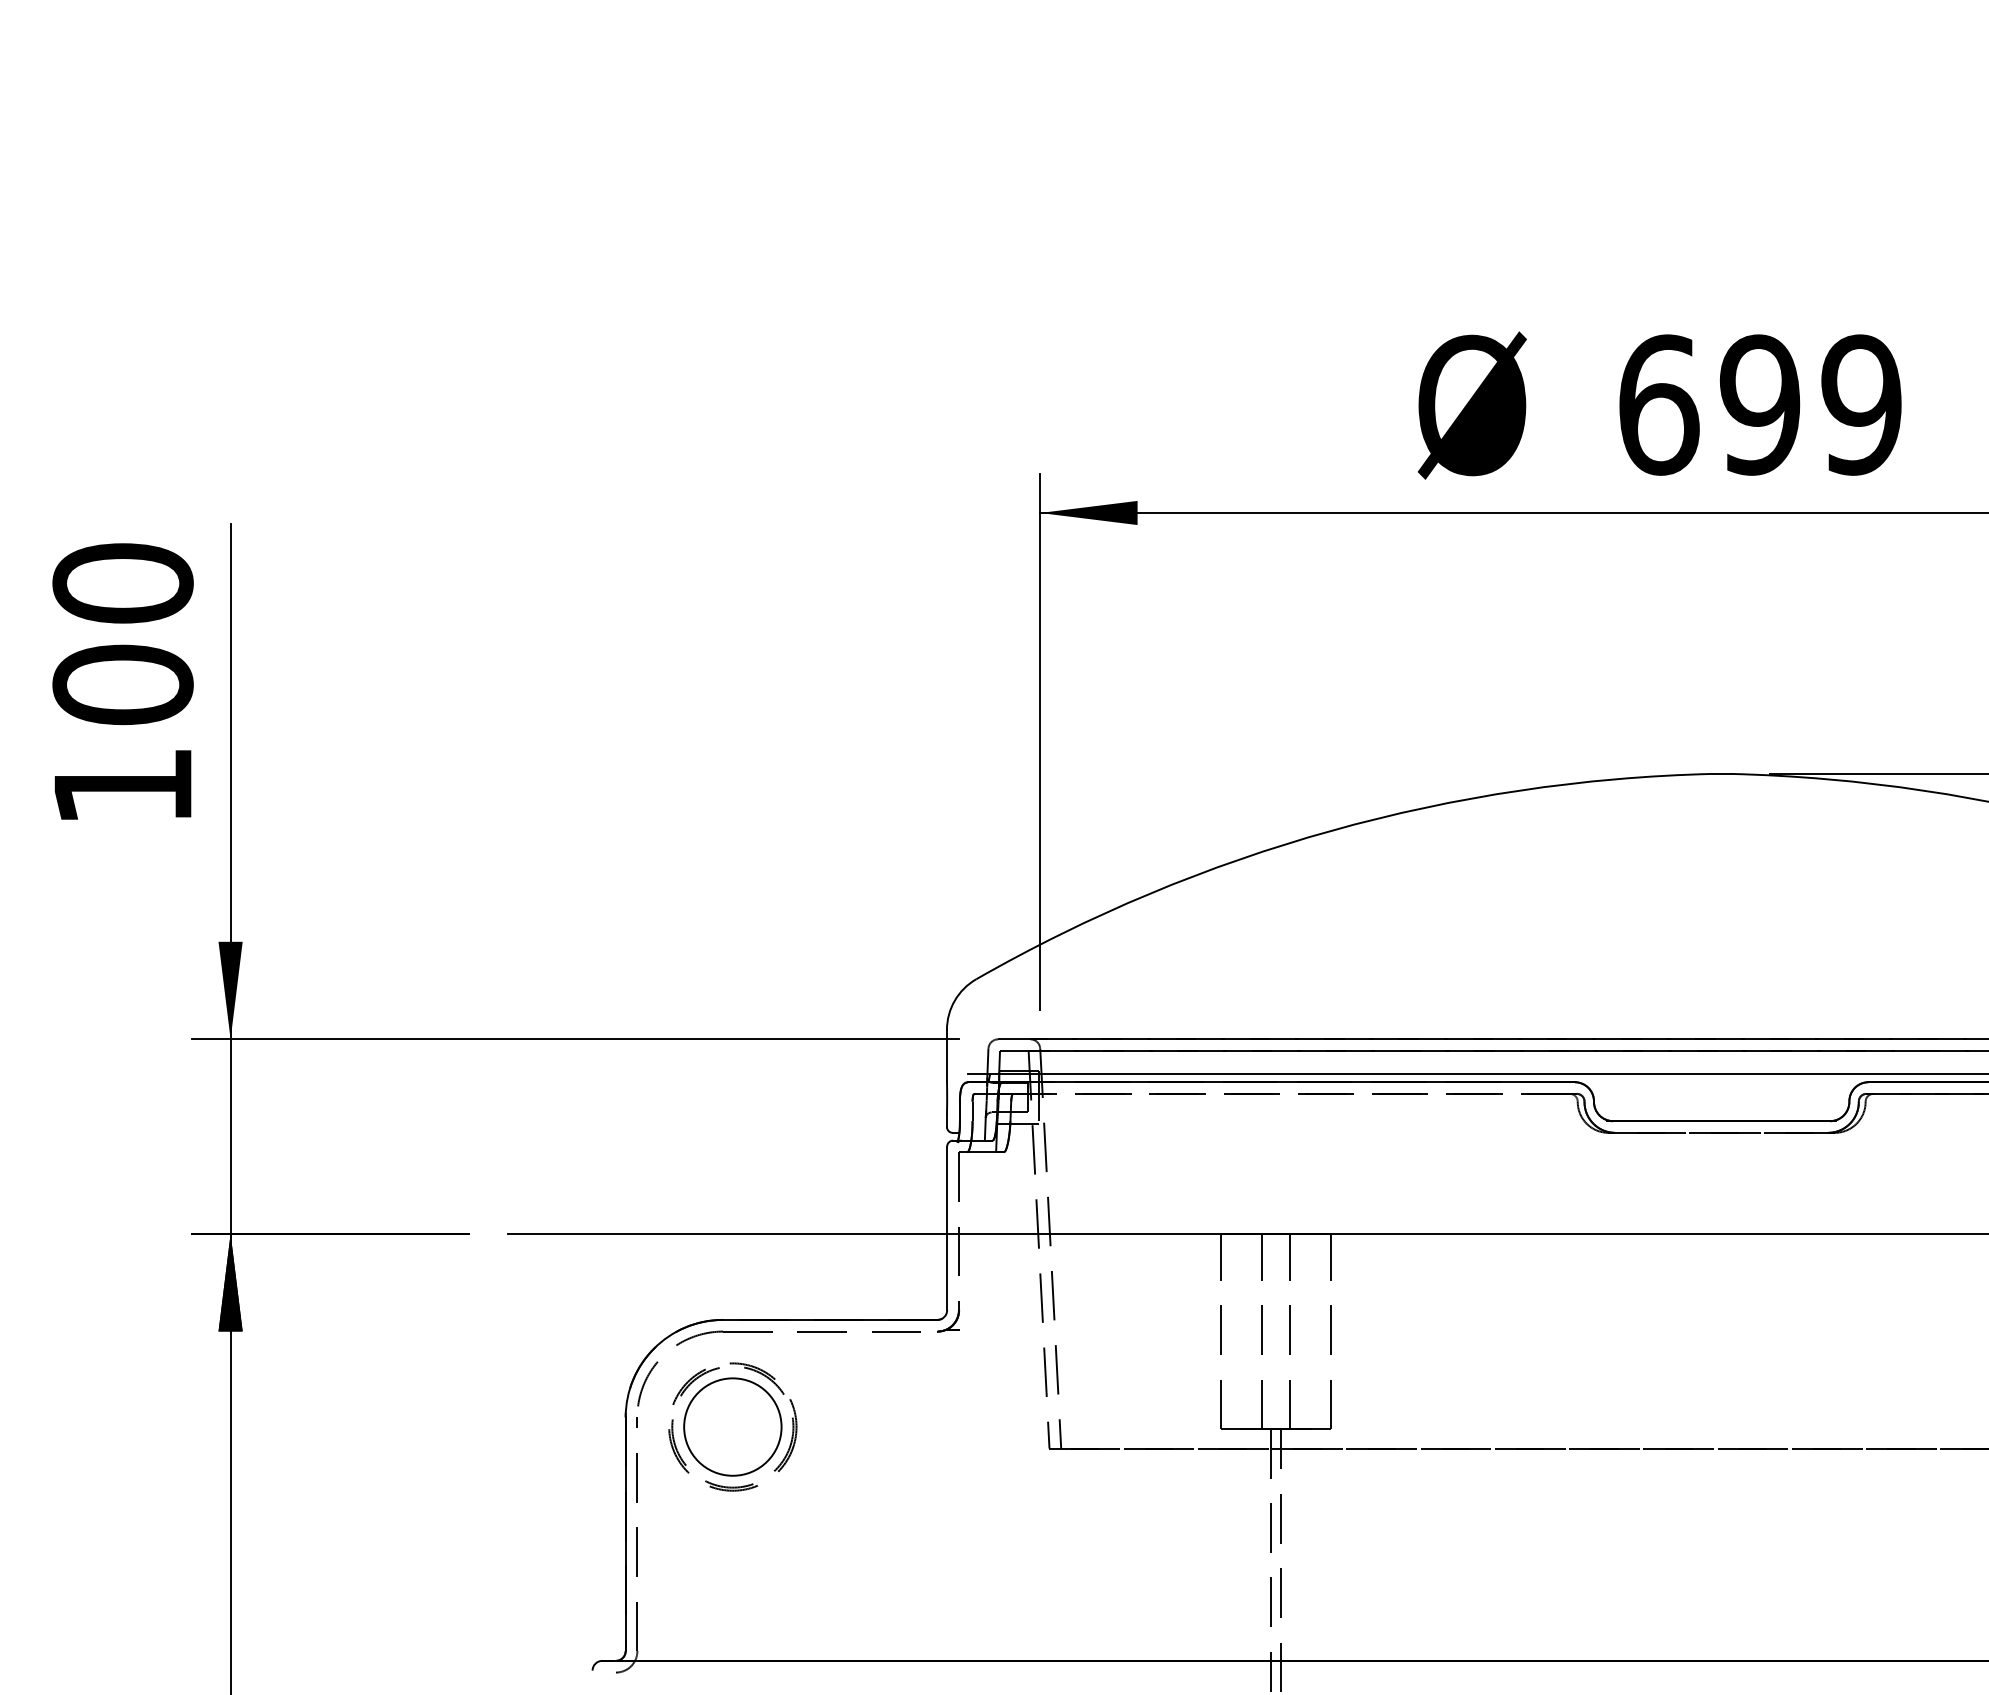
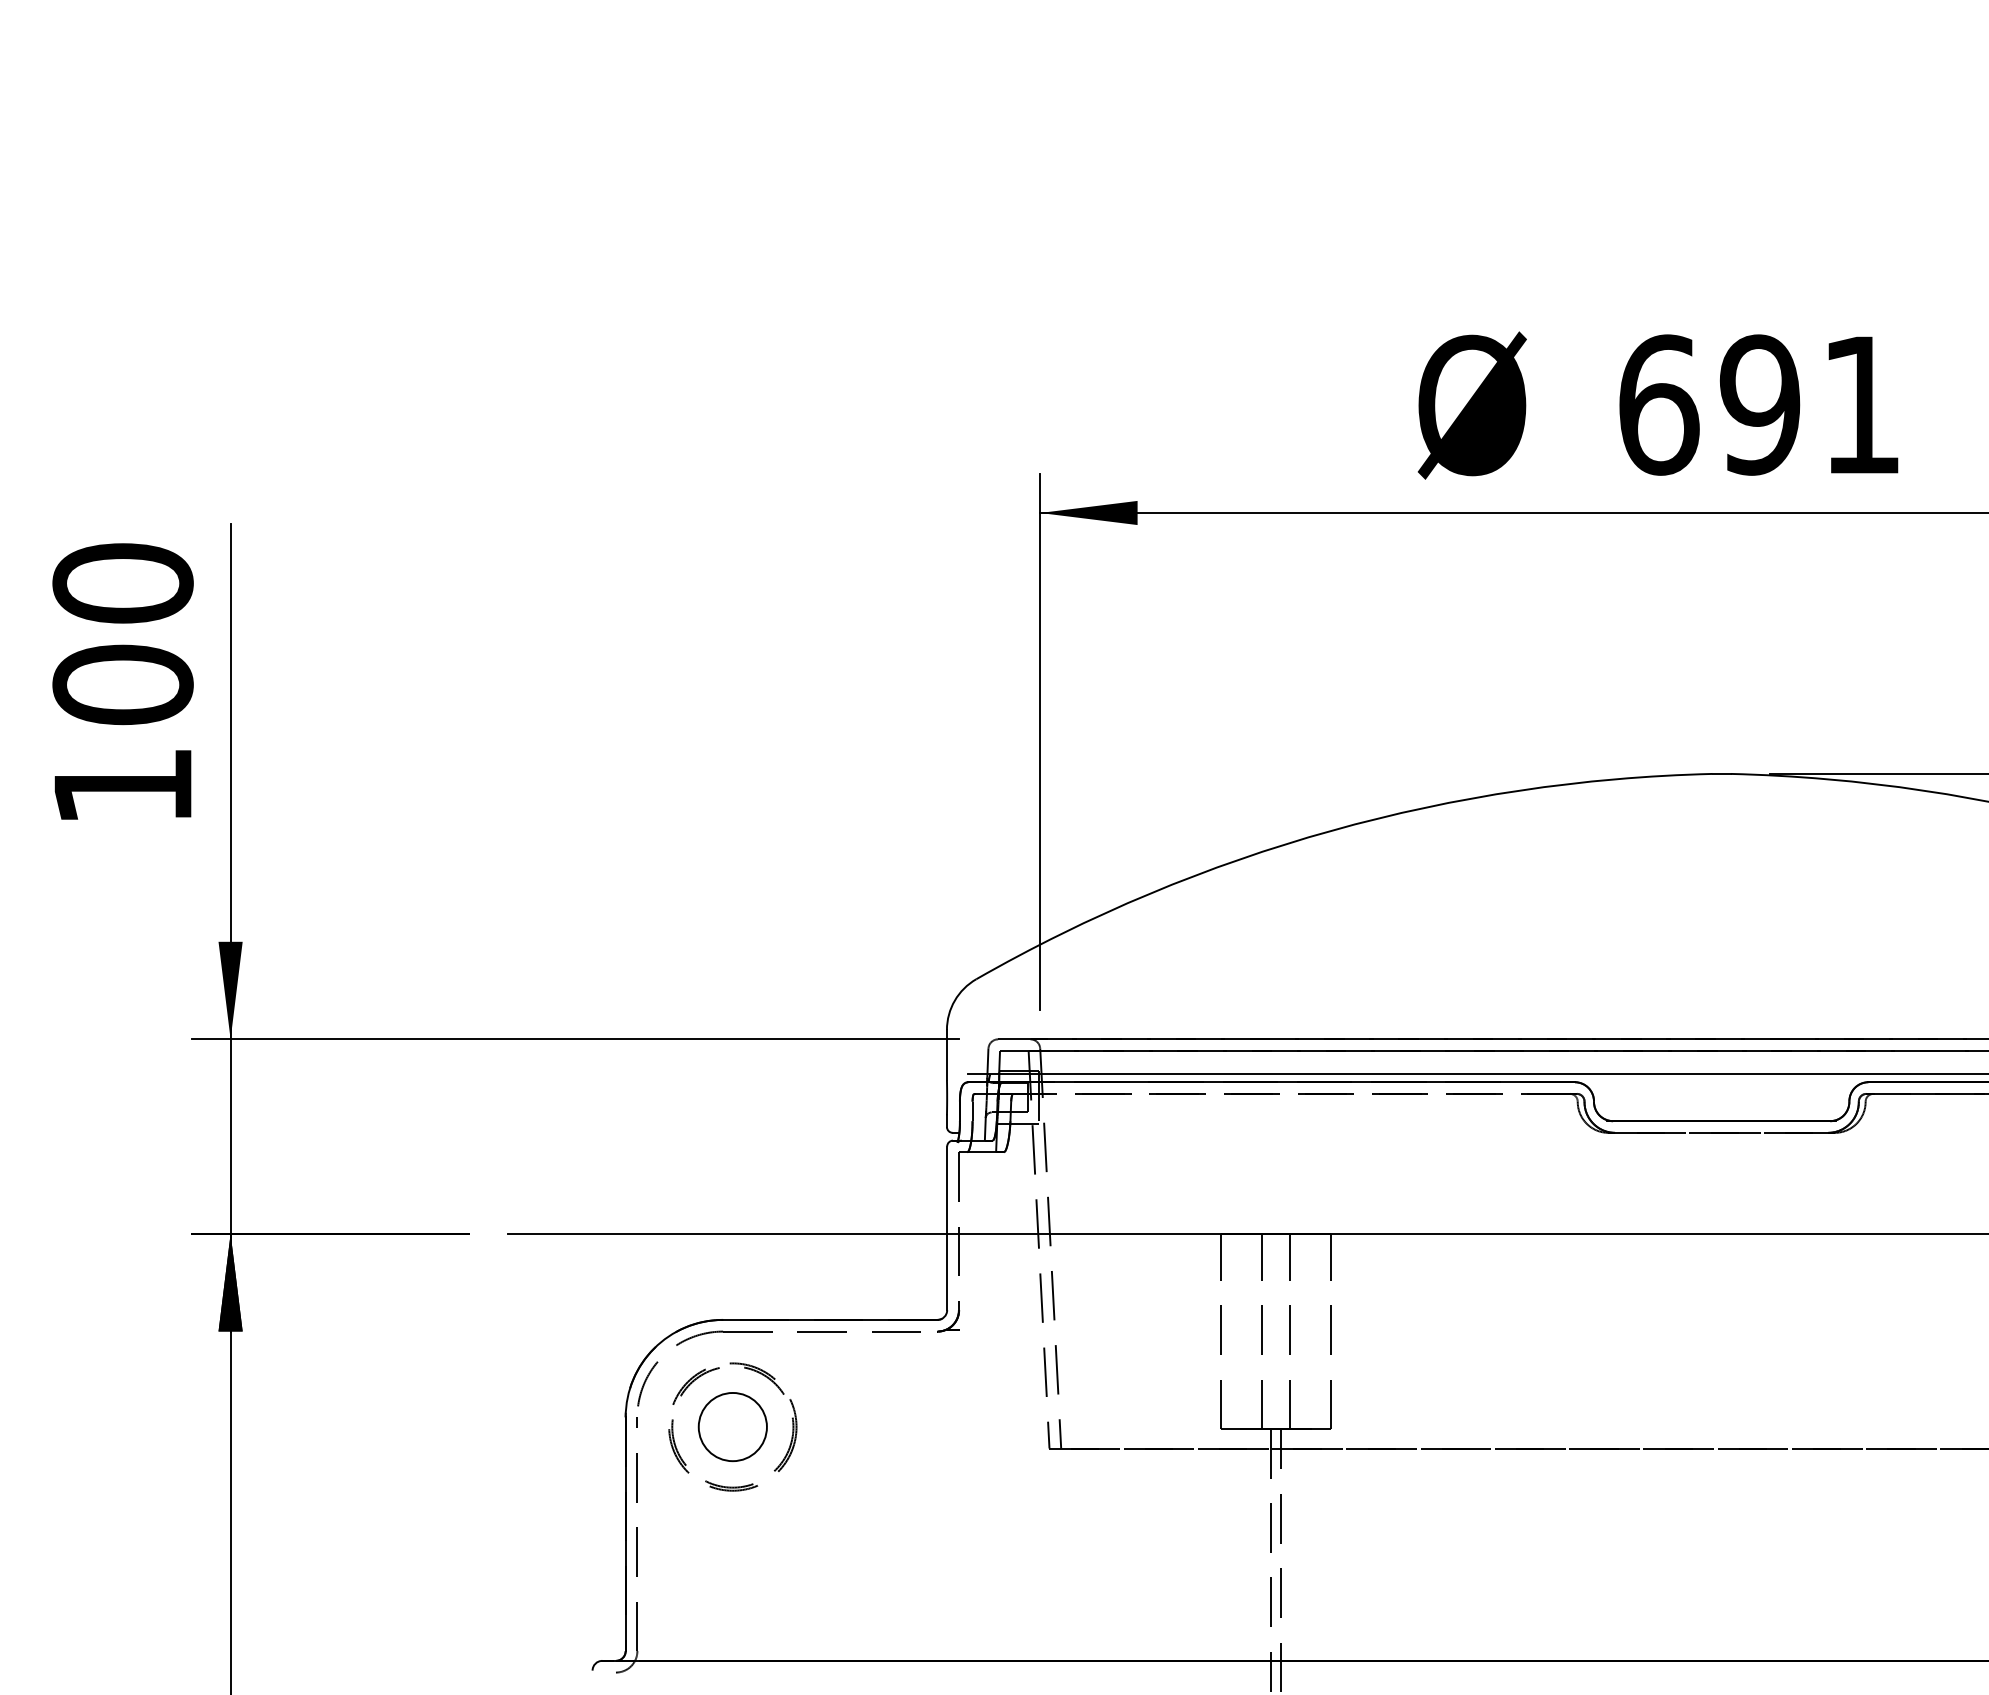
text: 699 -> 691 (1861, 404)
circle diameter: 97 px -> 68 px (732, 1426)
